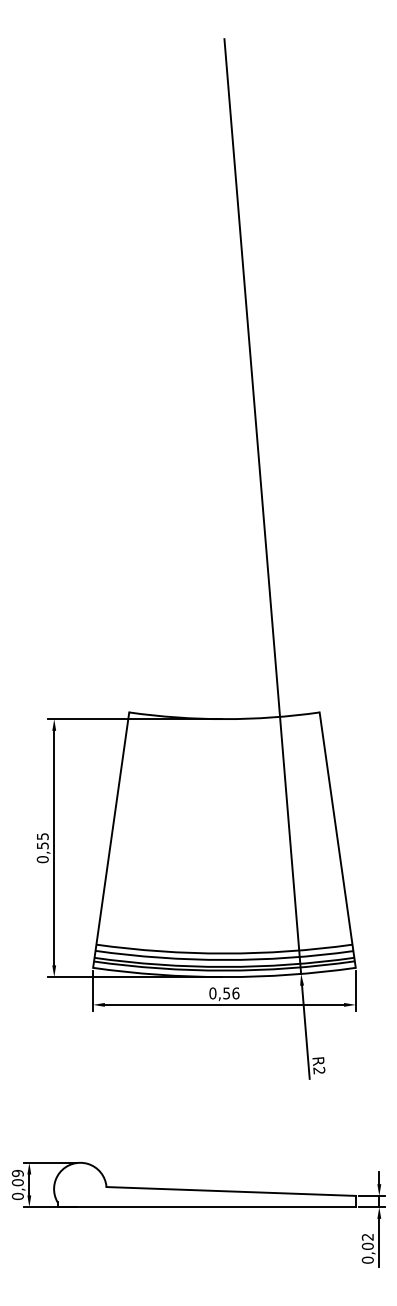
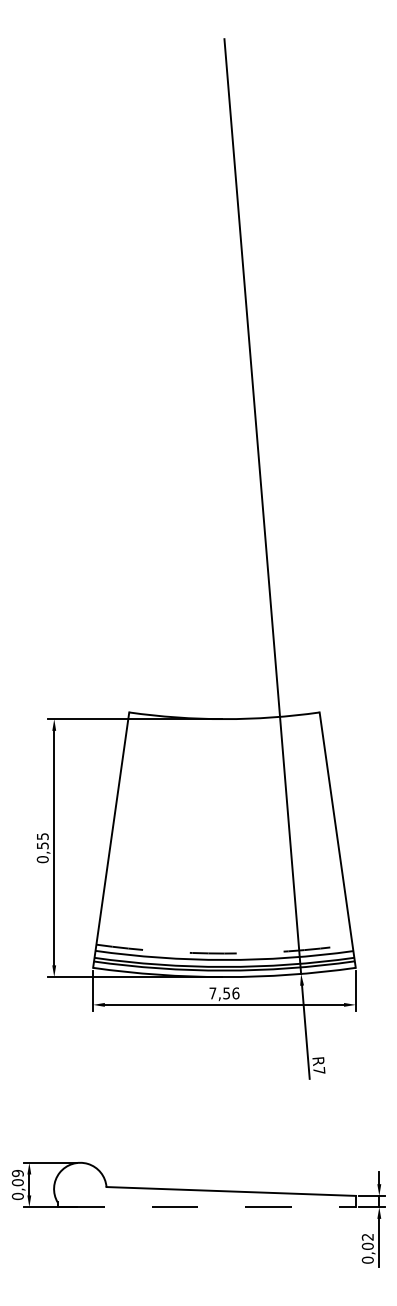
arc: solid -> dashed (224, 953)
text: 0,56 -> 7,56 (212, 993)
text: R2 -> R7 (319, 1070)
line: solid -> dashed (207, 1207)
